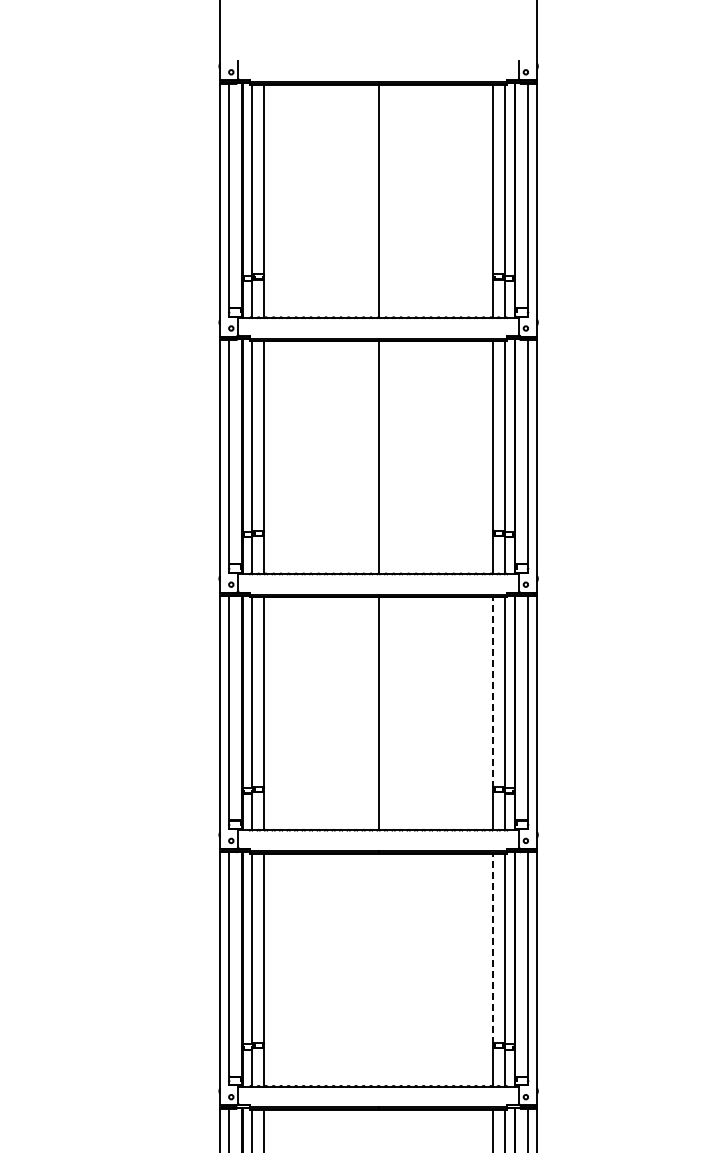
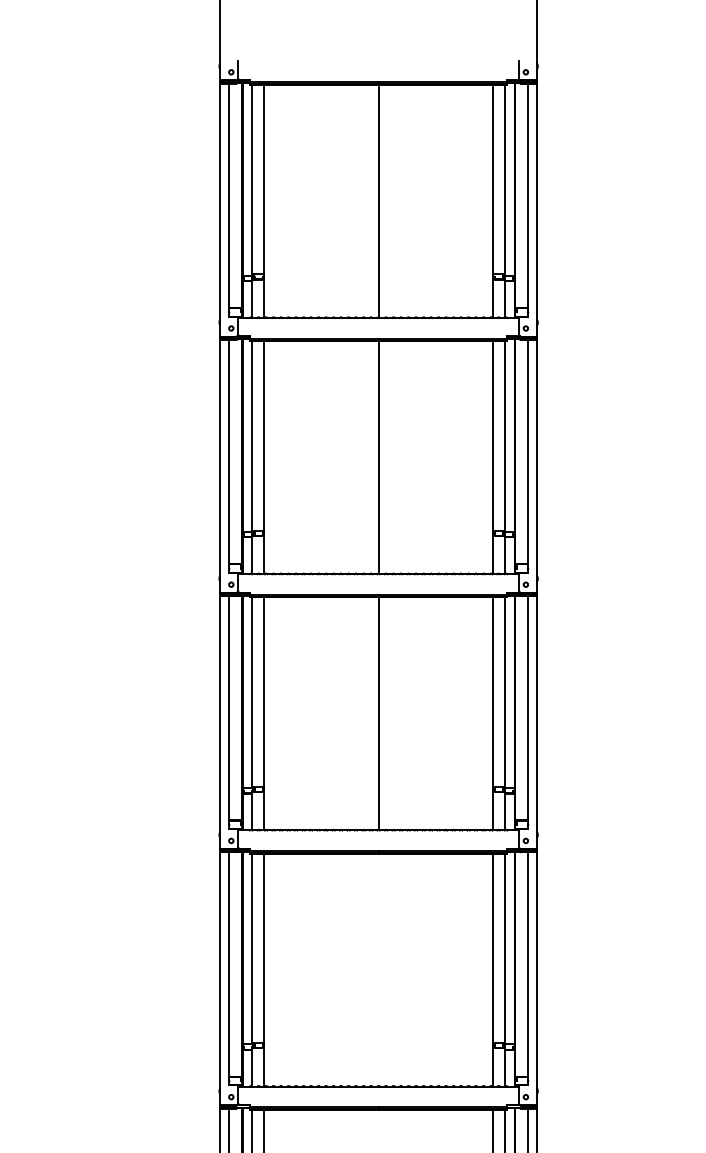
line: dashed -> solid (493, 692)
line: dashed -> solid (493, 948)
